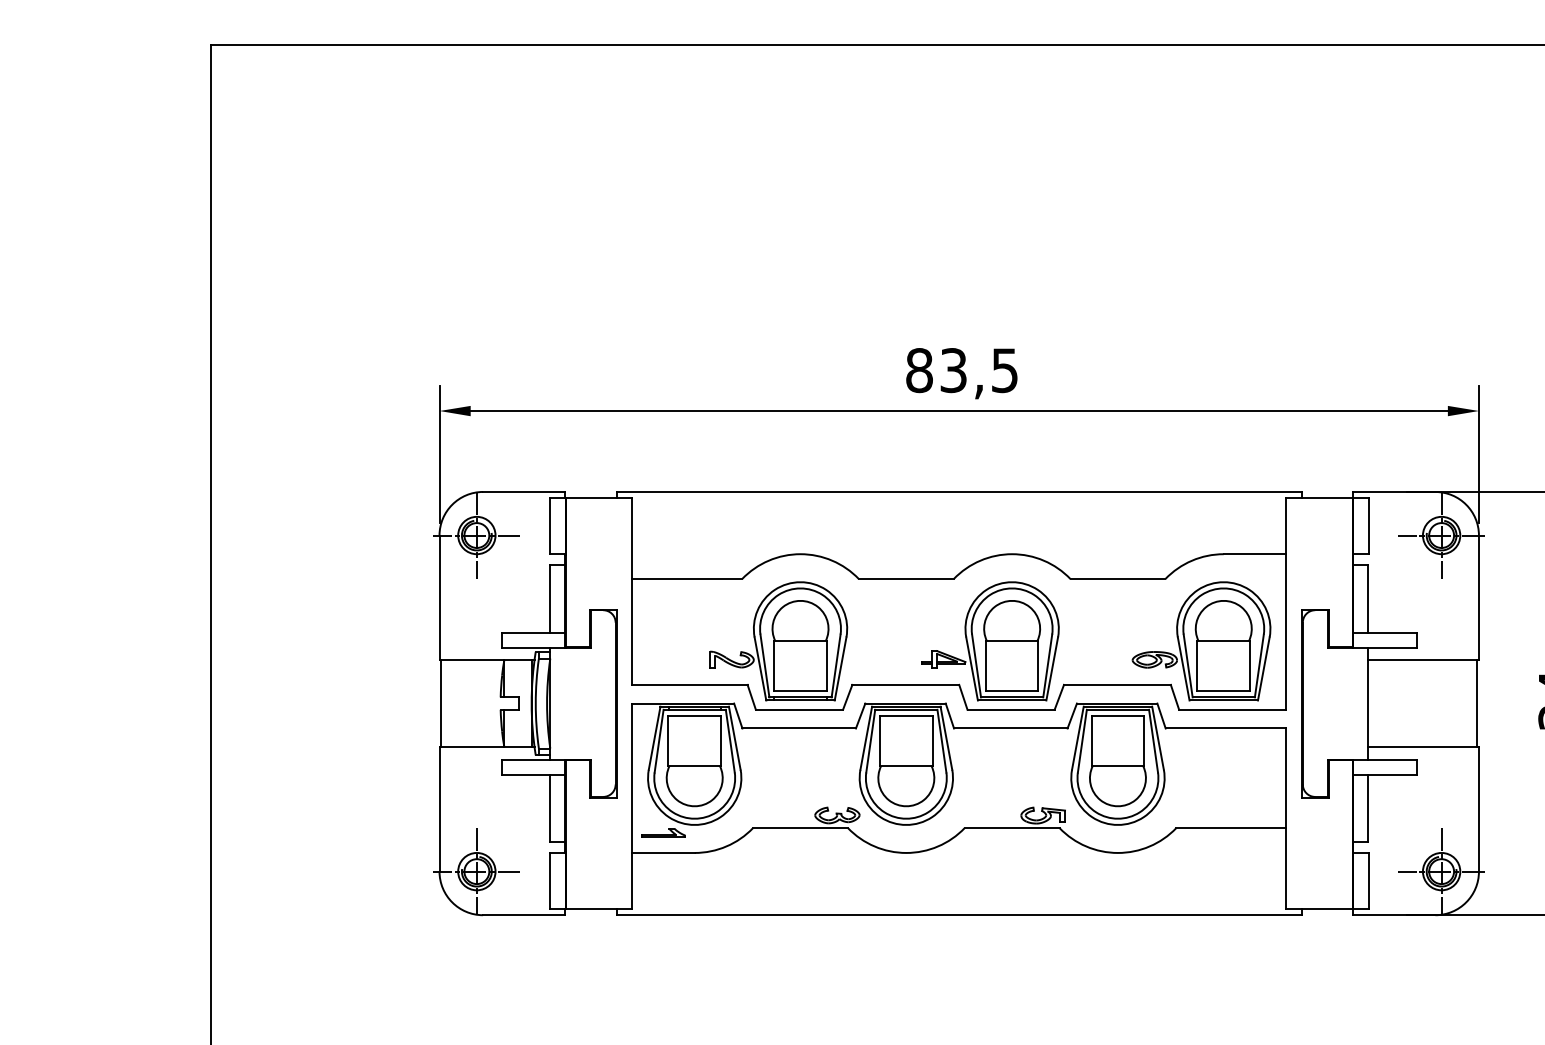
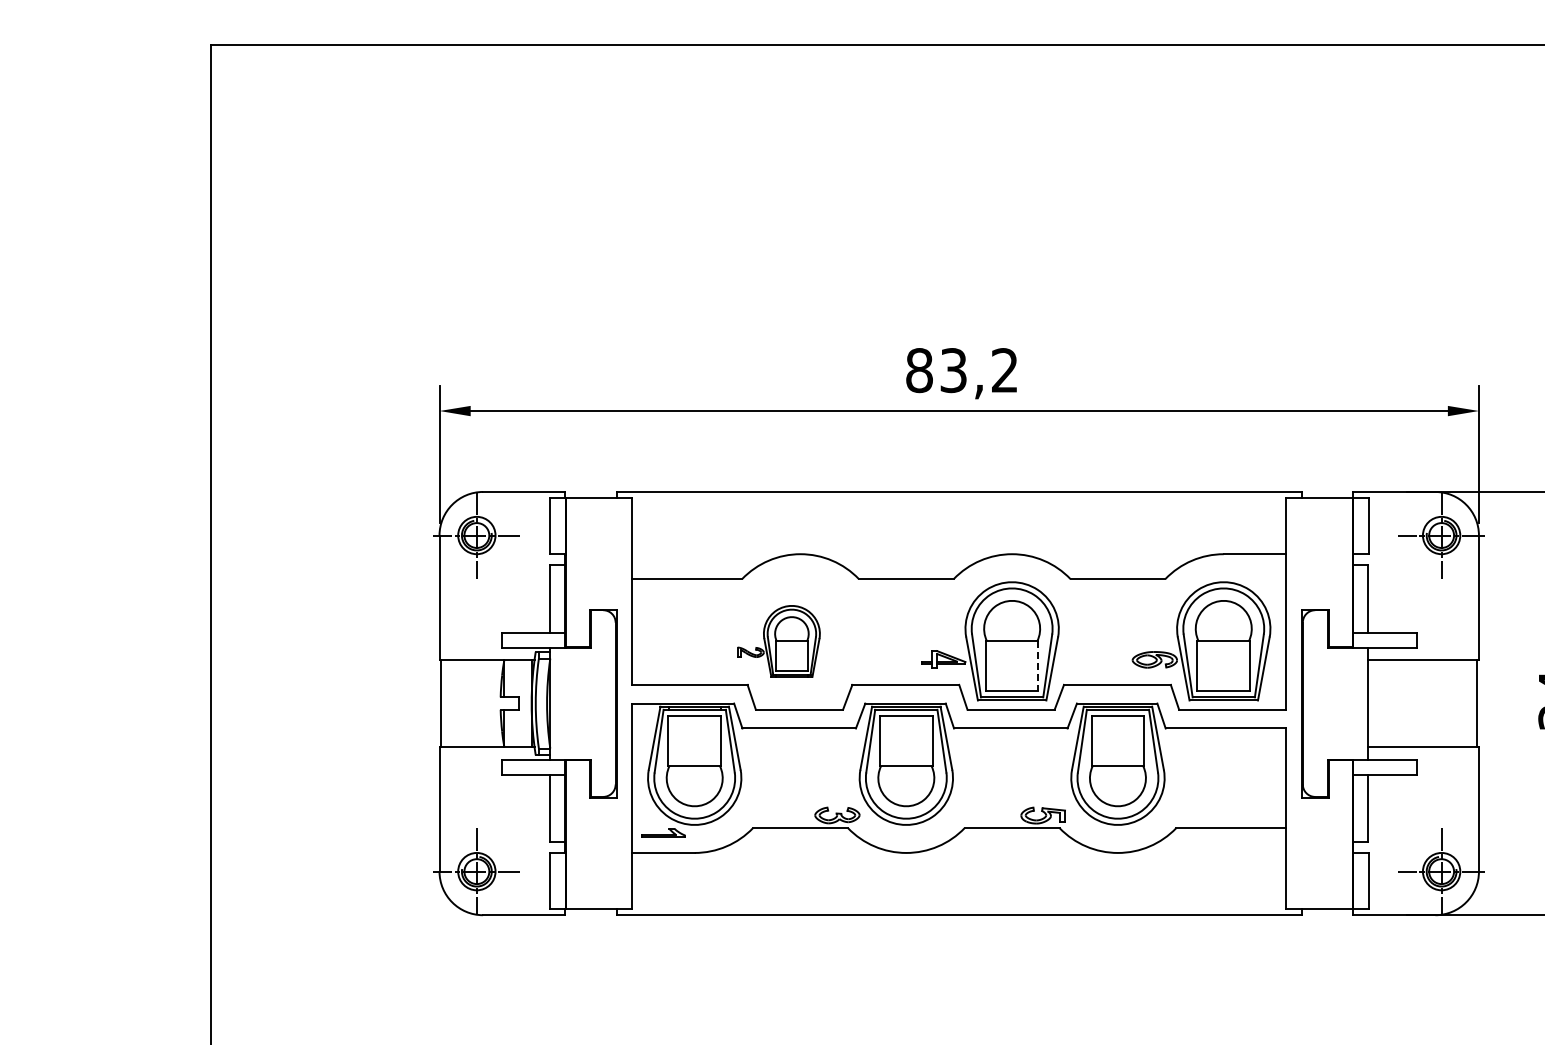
text: 83,5 -> 83,2 (1004, 370)
part size: 140x121 px -> 84x73 px (778, 641)
line: solid -> dashed (1038, 666)
